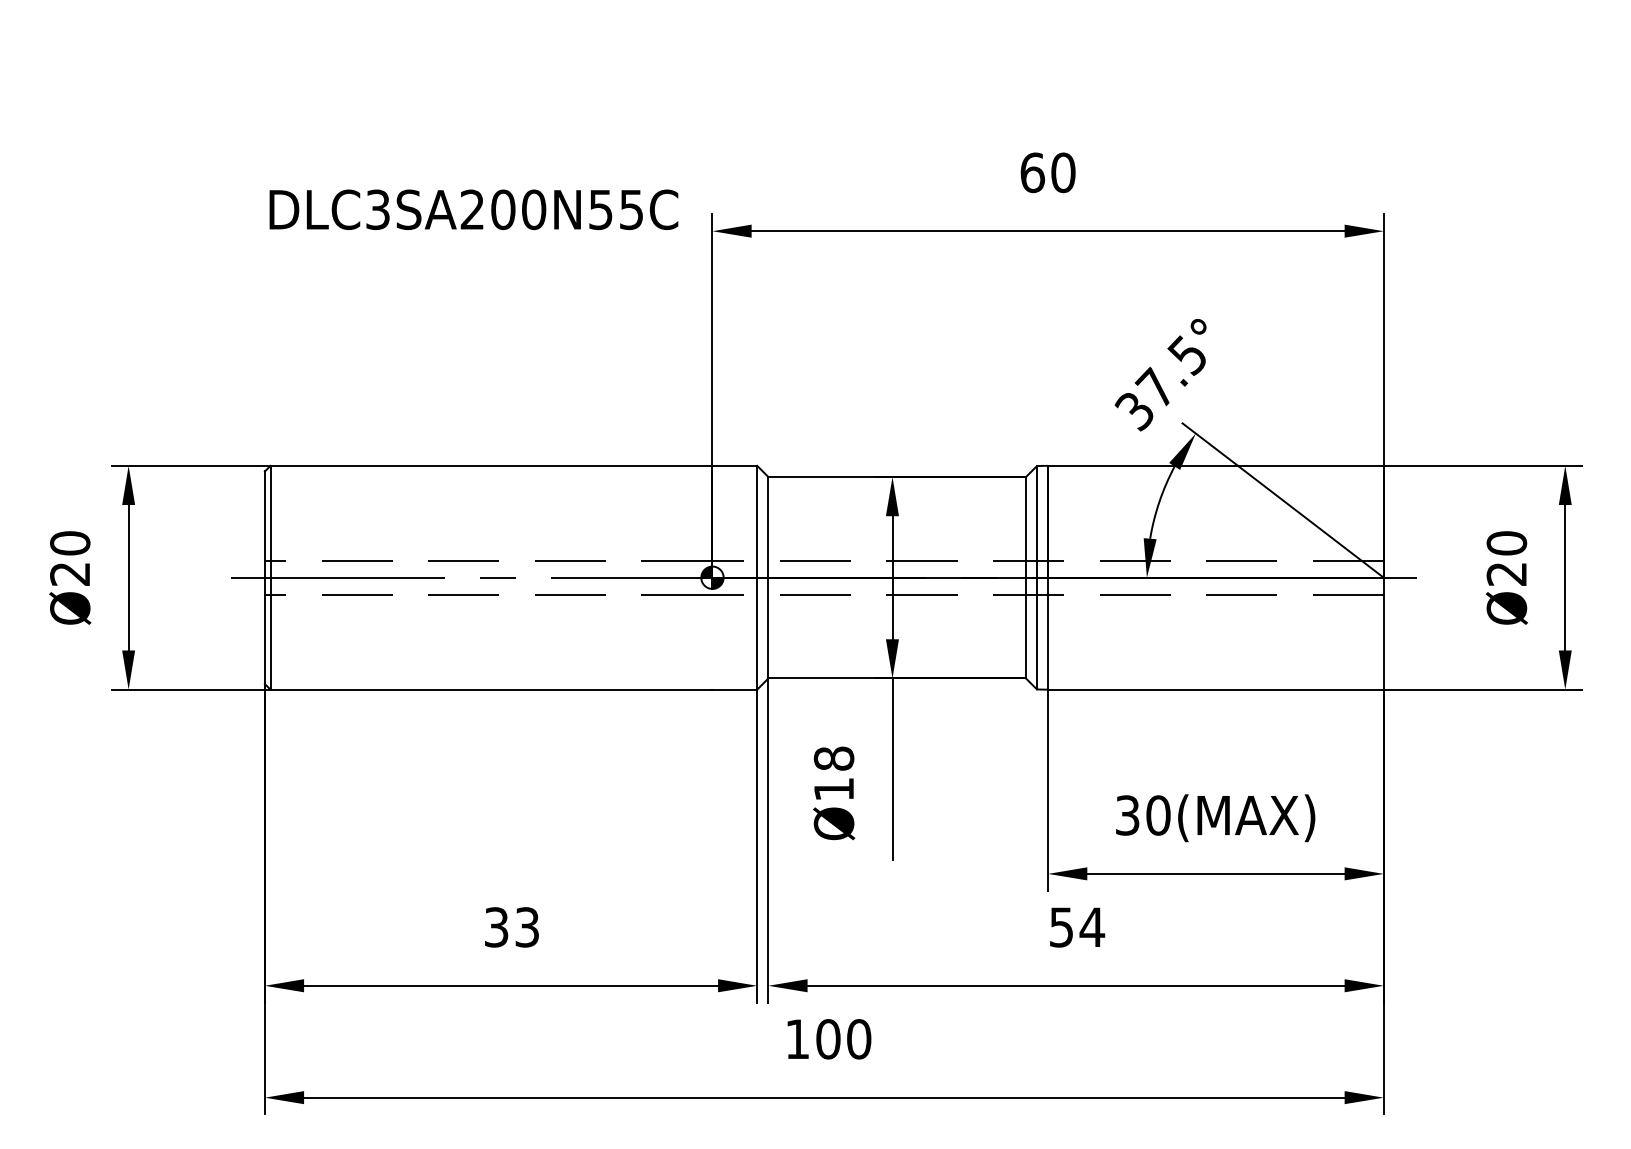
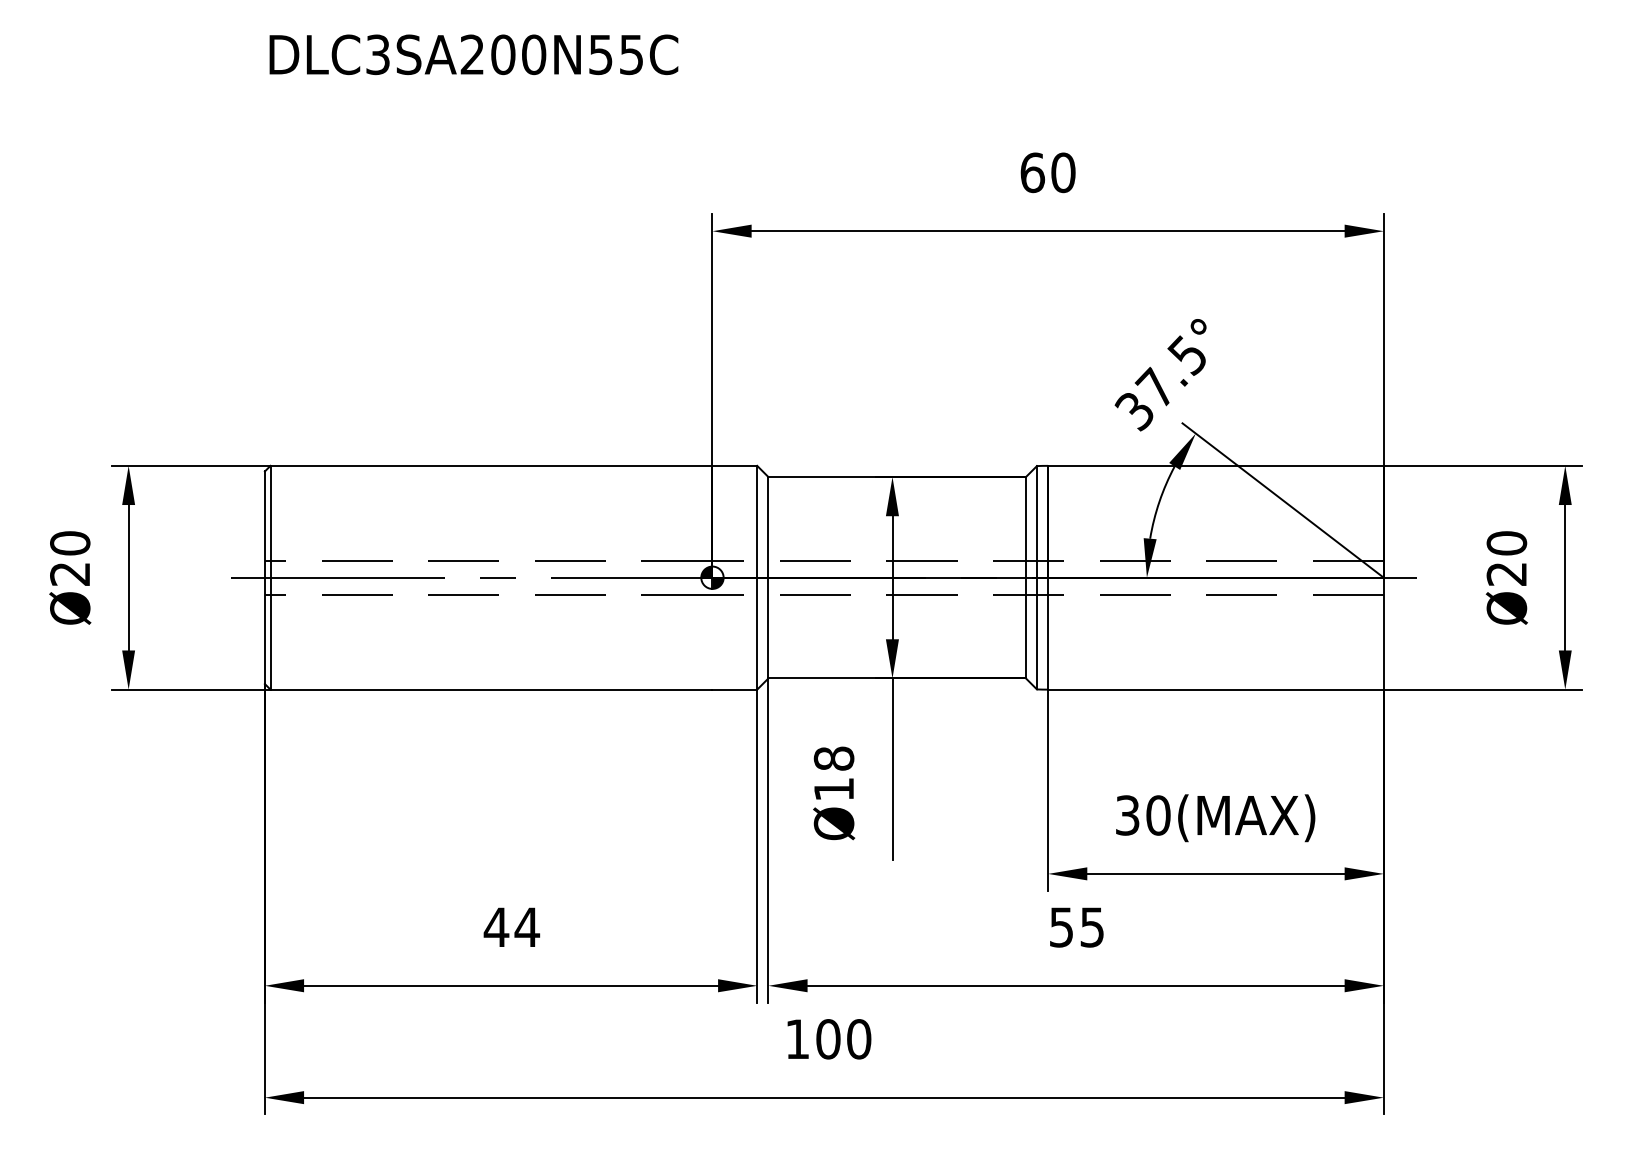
text position: (473, 209) -> (473, 54) (473, 54)
text: 33 -> 44 (511, 927)
text: 54 -> 55 (1092, 927)
